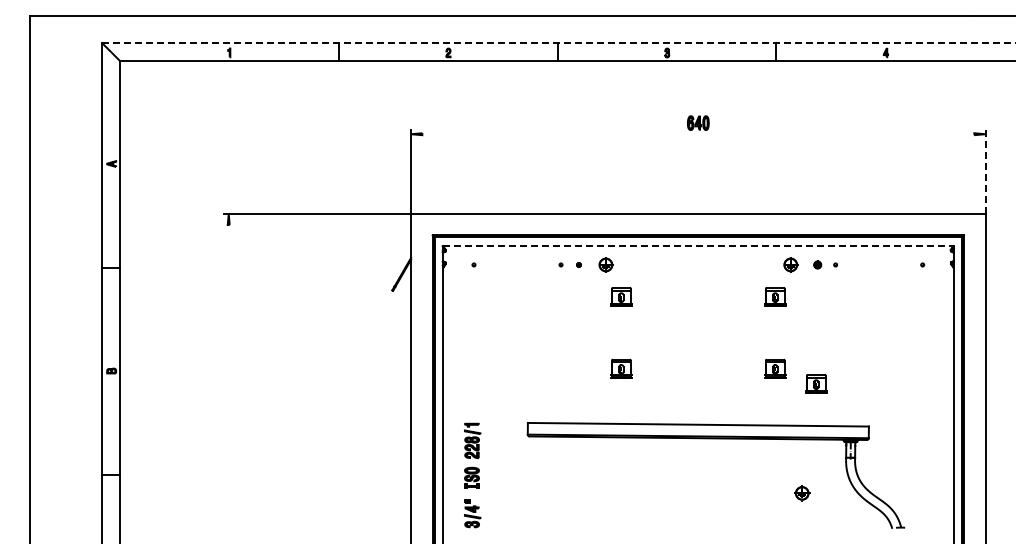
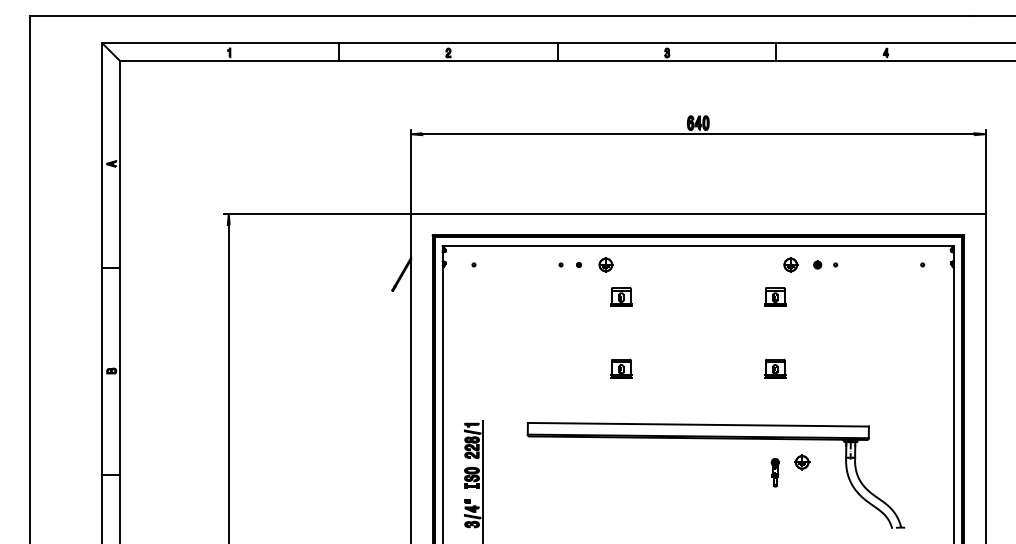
line: dashed -> solid (559, 43)
line: none -> present (698, 134)
line: dashed -> solid (985, 171)
line: dashed -> solid (698, 246)
line: none -> present (228, 382)
part: present -> none (816, 383)
part: none -> present (774, 472)
line: none -> present (483, 480)
part position: (802, 493) -> (802, 462) (802, 462)
